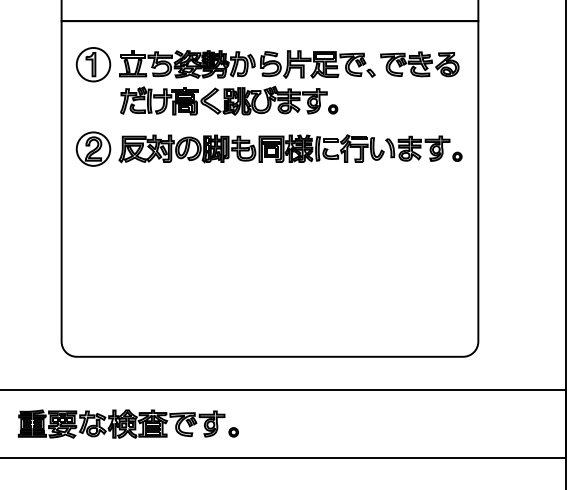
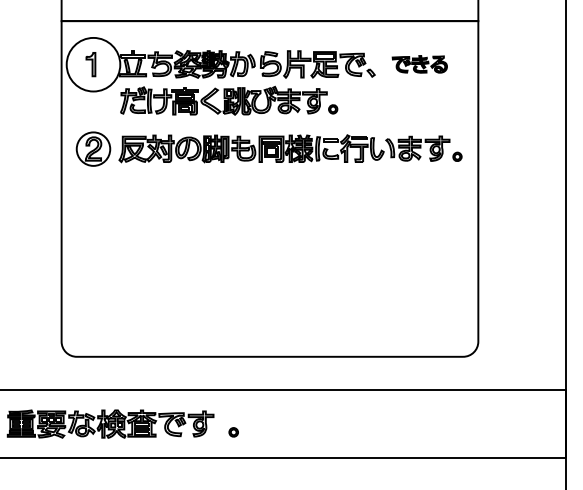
circle diameter: 33 px -> 54 px (93, 64)
part size: 80x27 px -> 57x19 px (419, 64)
part position: (121, 423) -> (110, 423) (110, 423)
